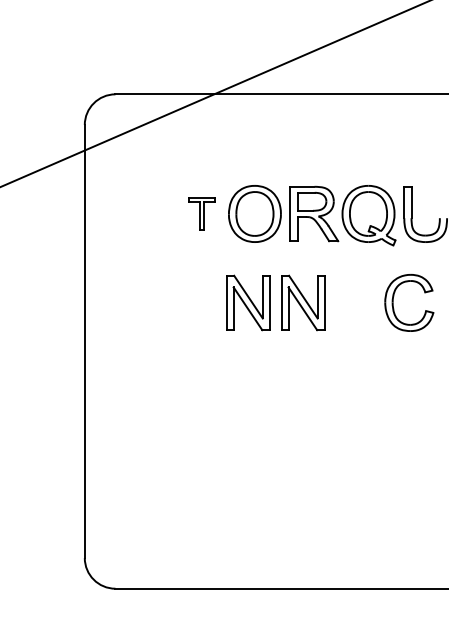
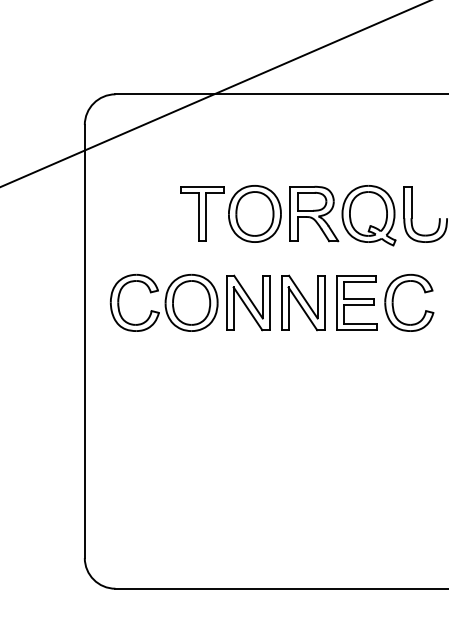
part size: 28x34 px -> 45x56 px (202, 213)
part: none -> present (163, 302)
part: none -> present (356, 302)
